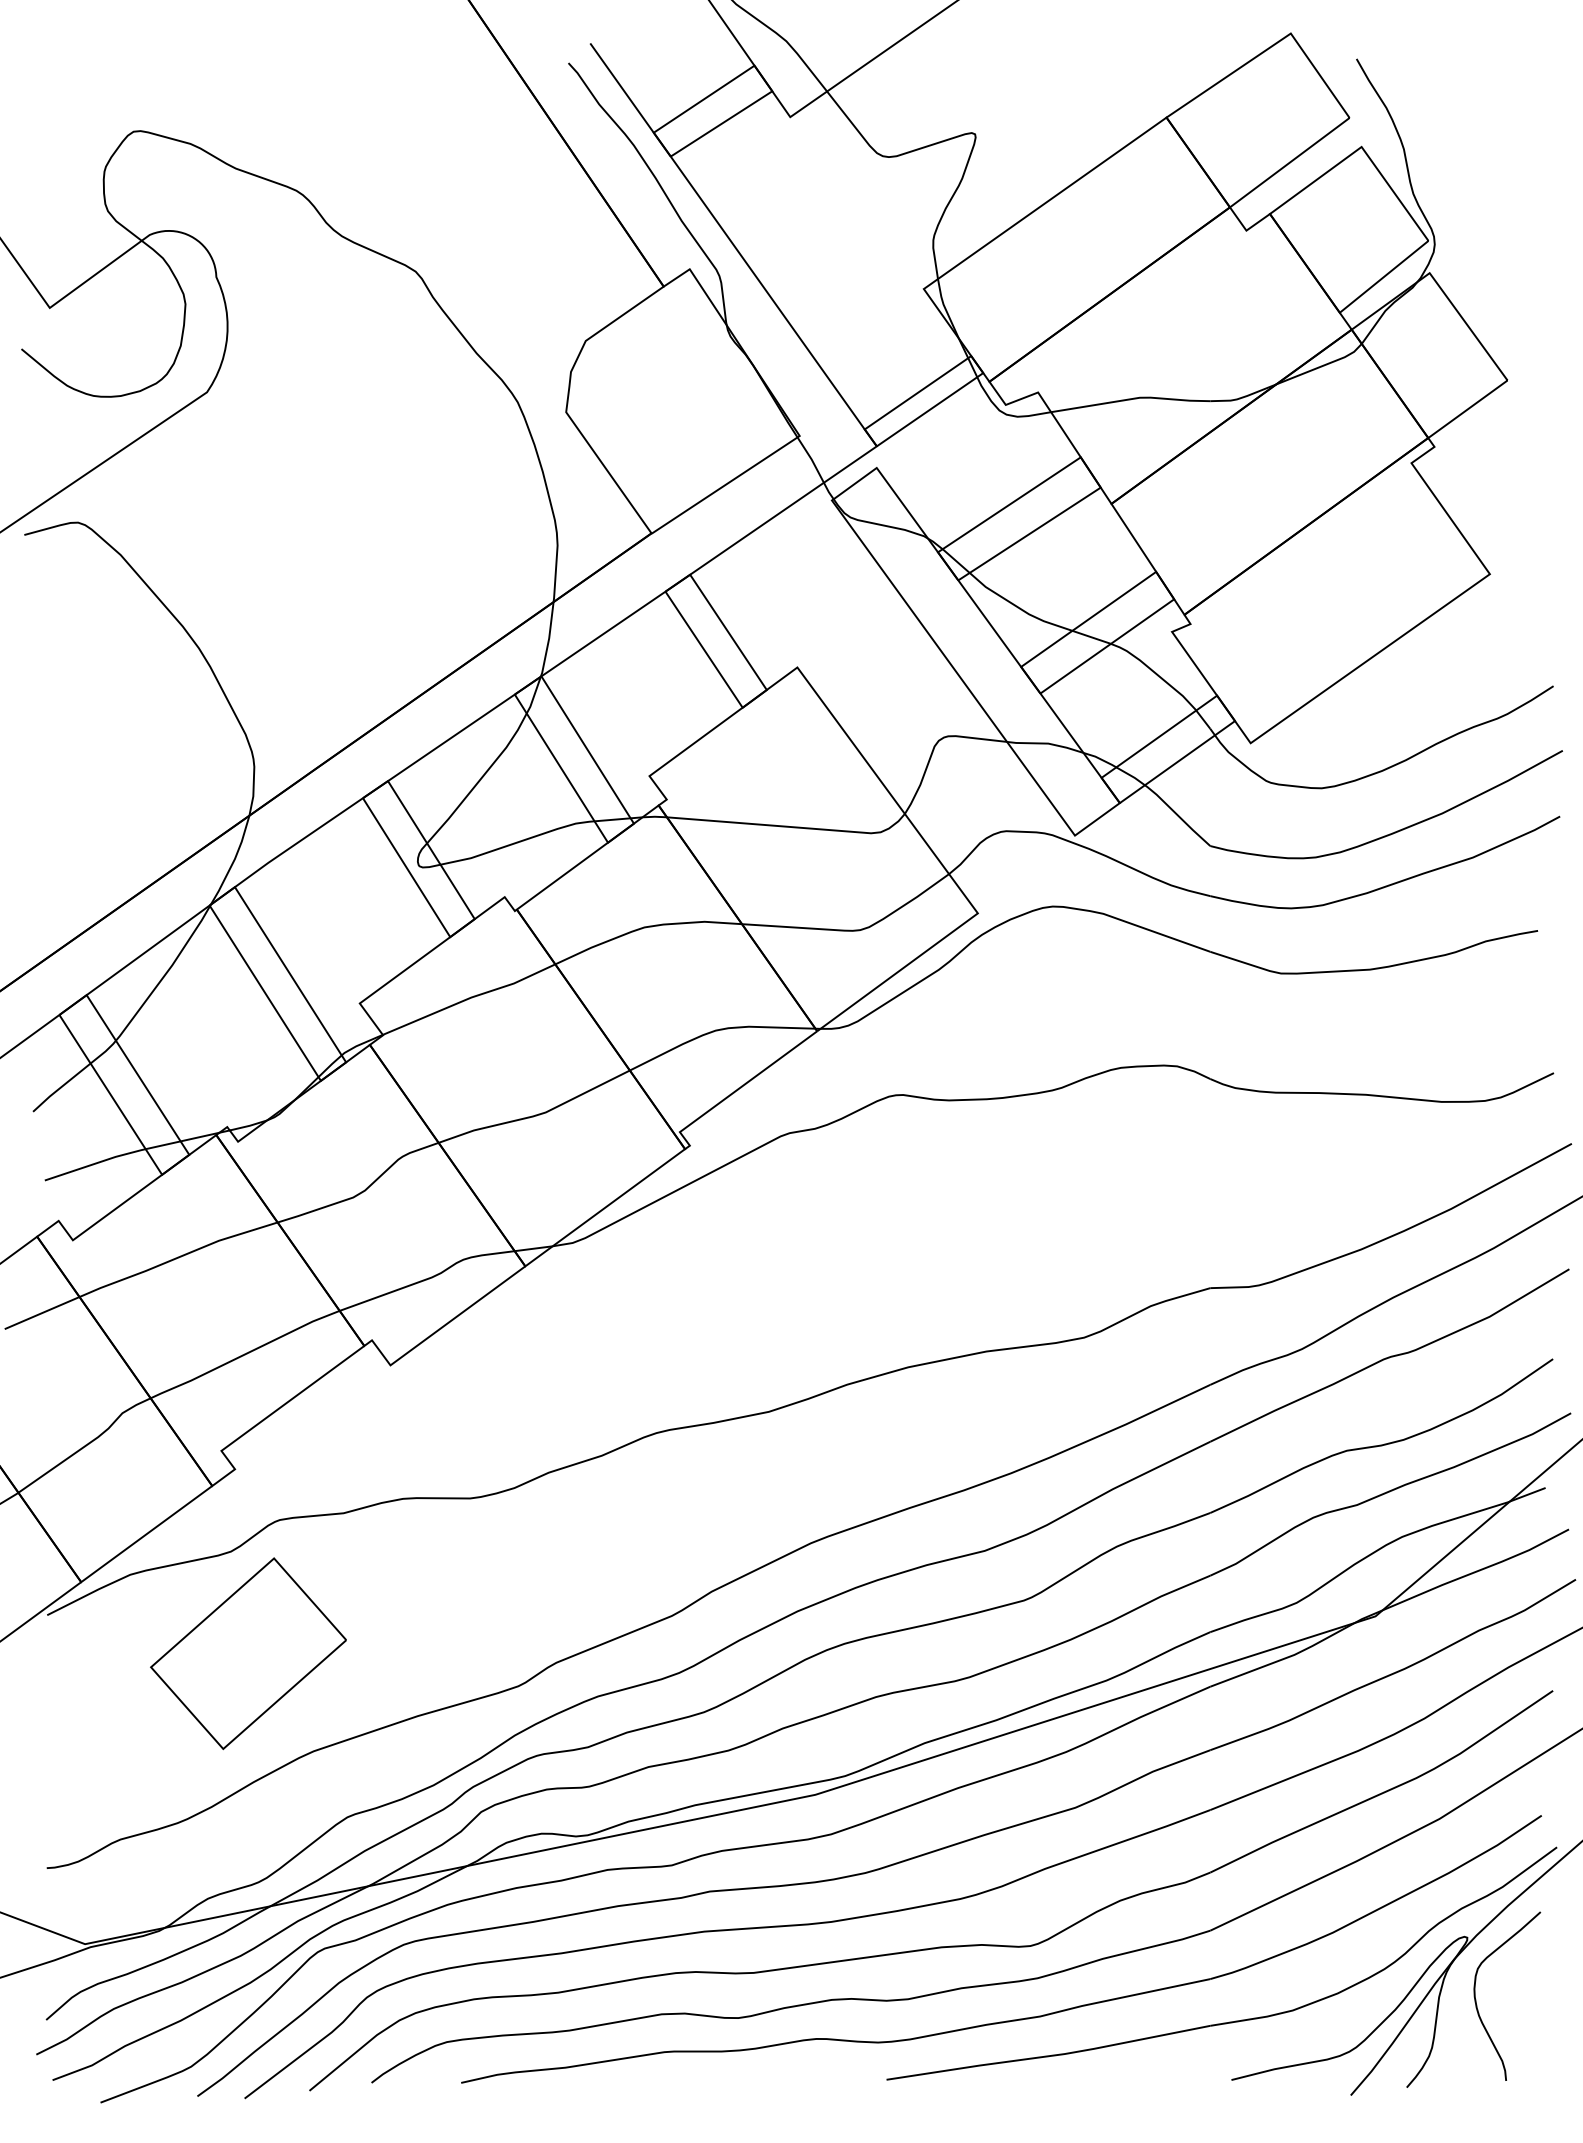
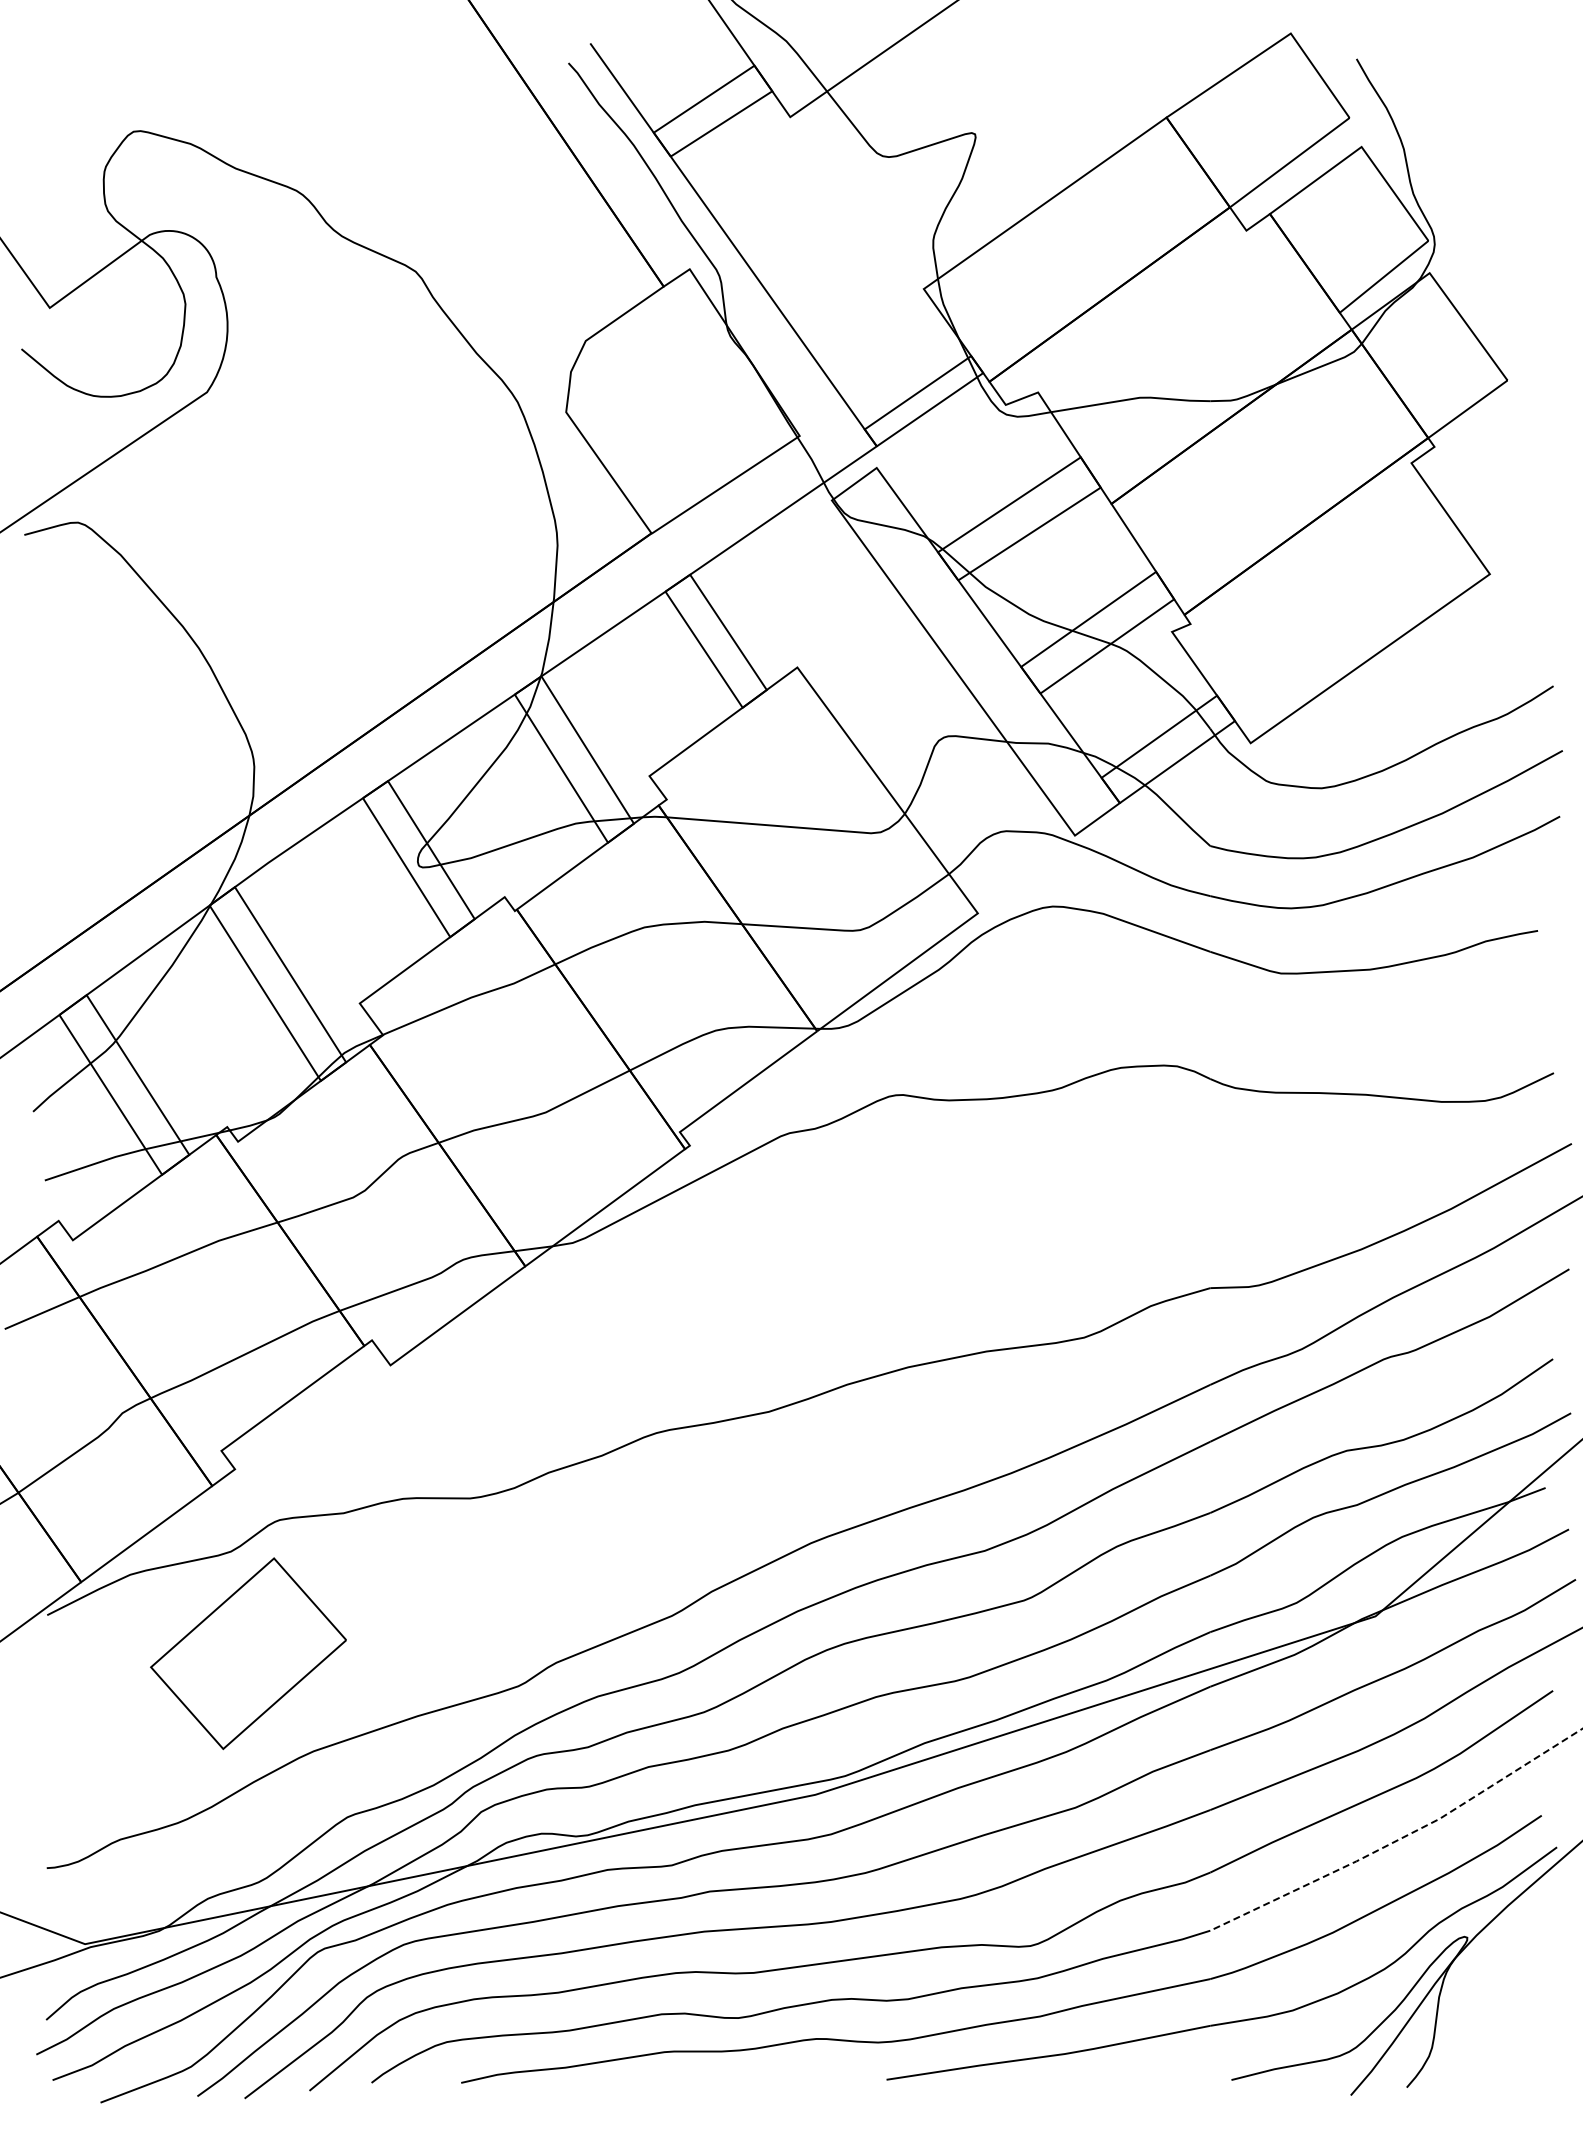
line: solid -> dashed (1400, 1838)
curve: present -> none (1476, 1999)
